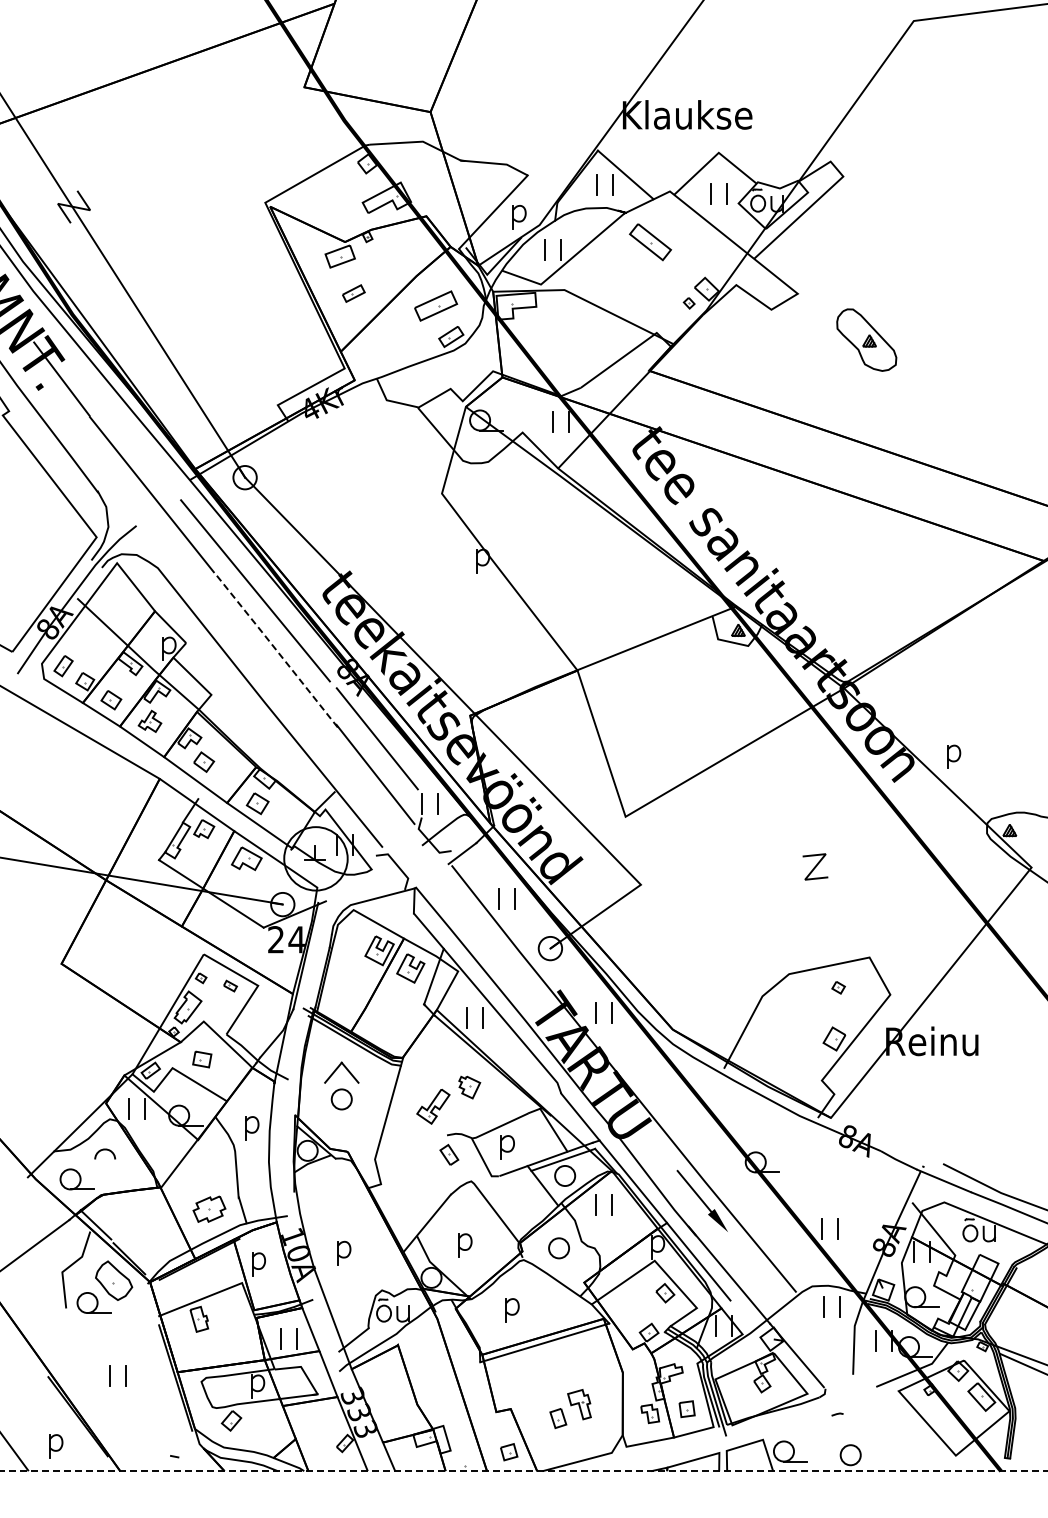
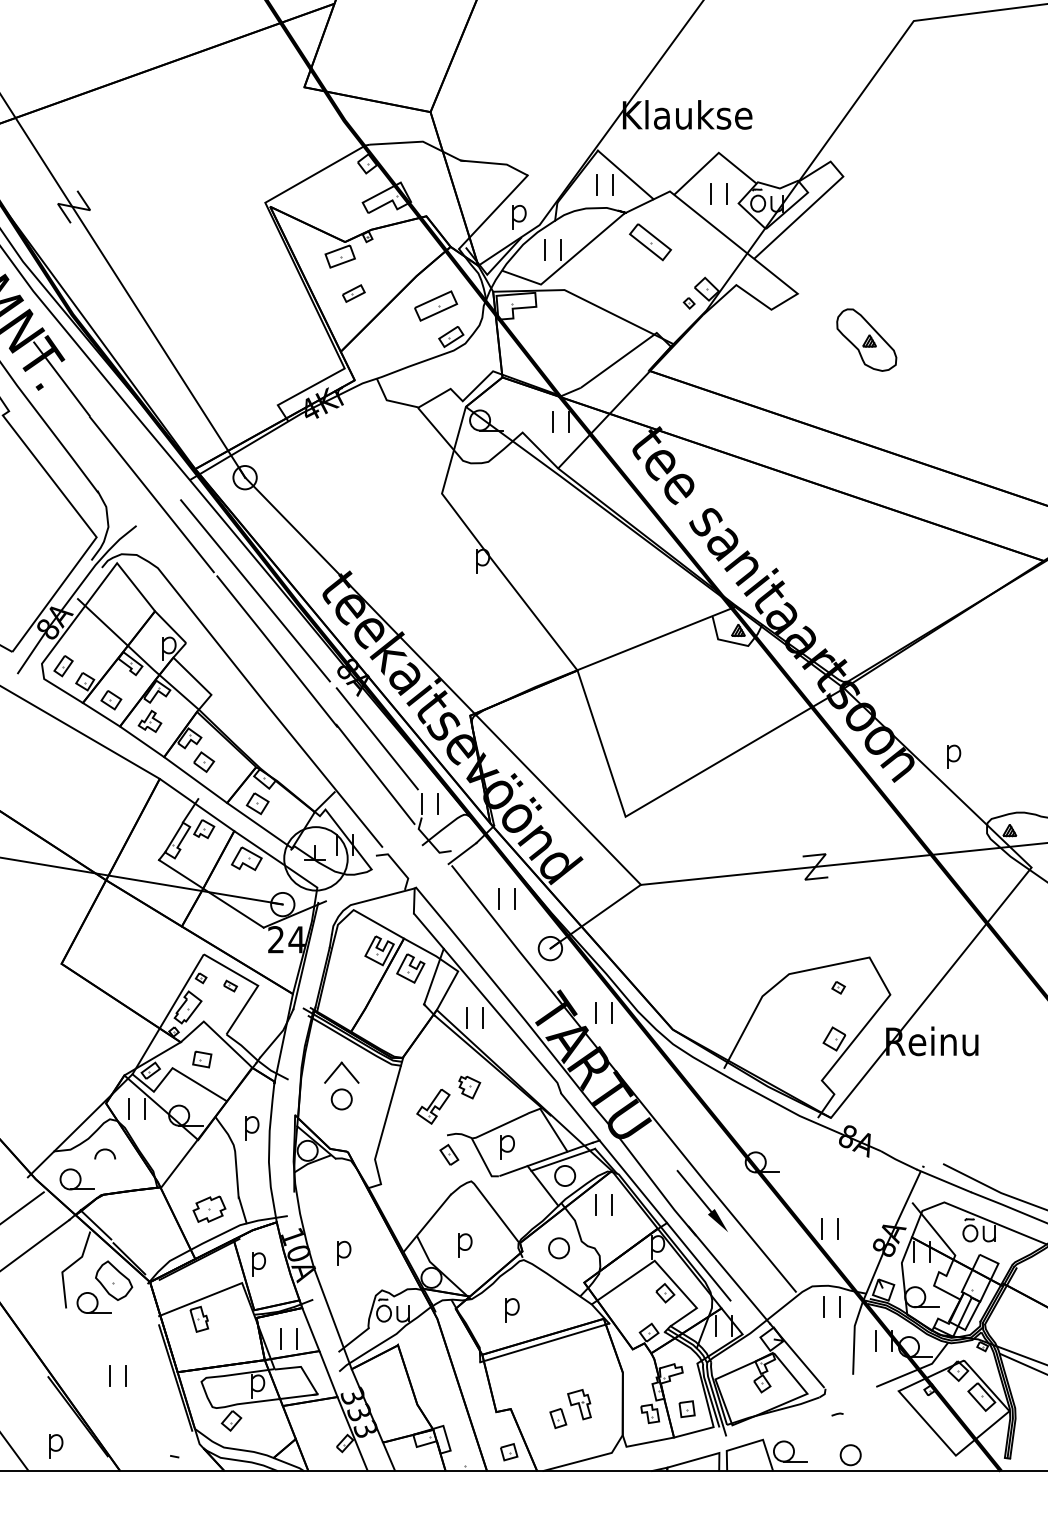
line: dashed -> solid (276, 650)
line: none -> present (842, 863)
line: none -> present (22, 1207)
line: dashed -> solid (524, 1471)
